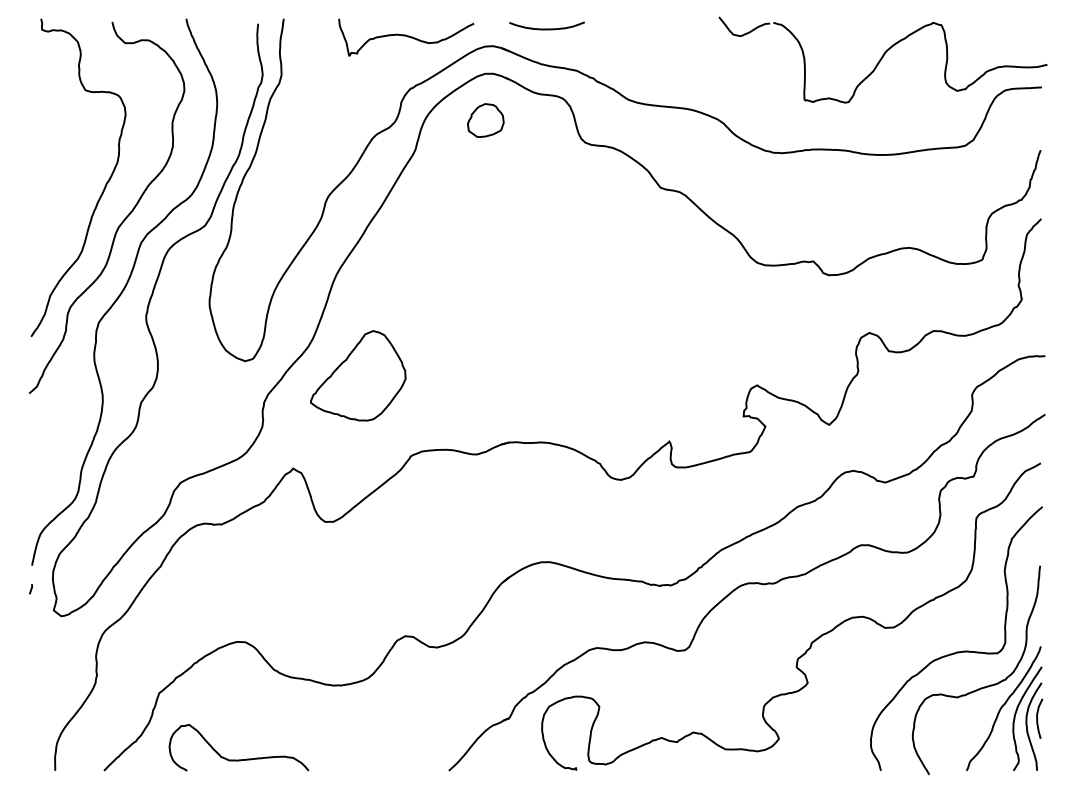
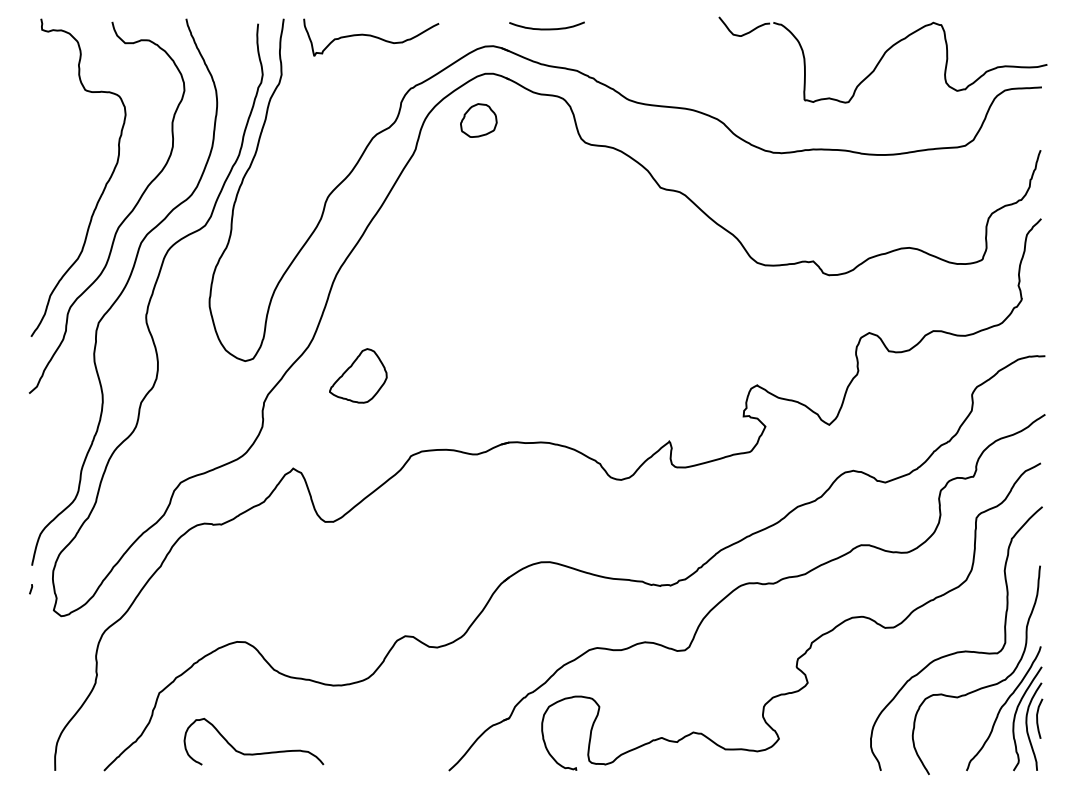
curve position: (406, 36) -> (371, 36) (371, 36)
part position: (485, 120) -> (478, 120) (478, 120)
part size: 97x92 px -> 59x56 px (358, 375)
curve position: (238, 759) -> (253, 753) (253, 753)
